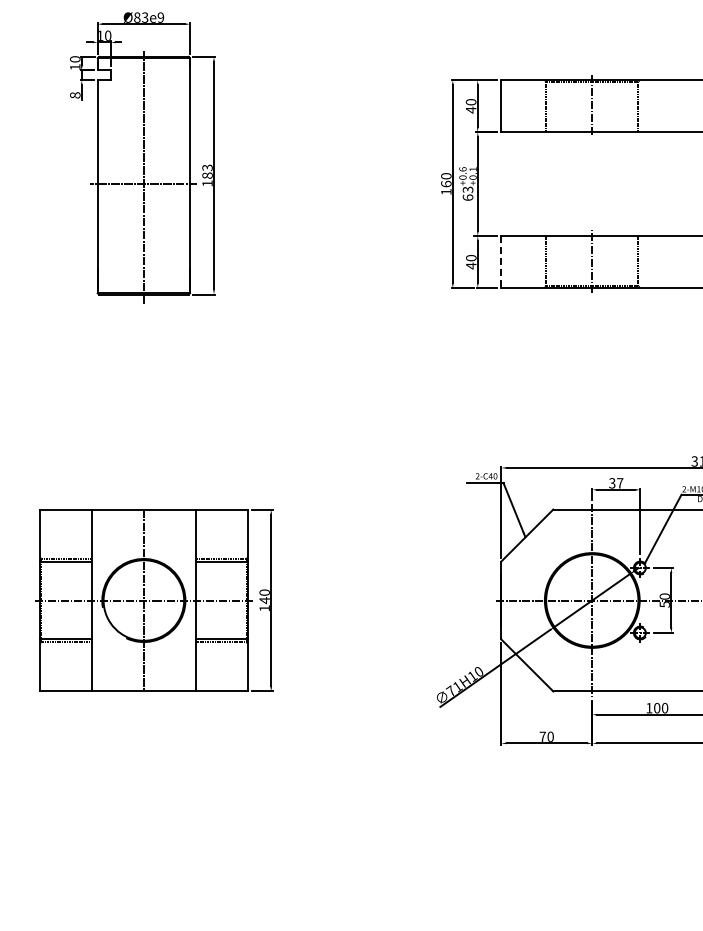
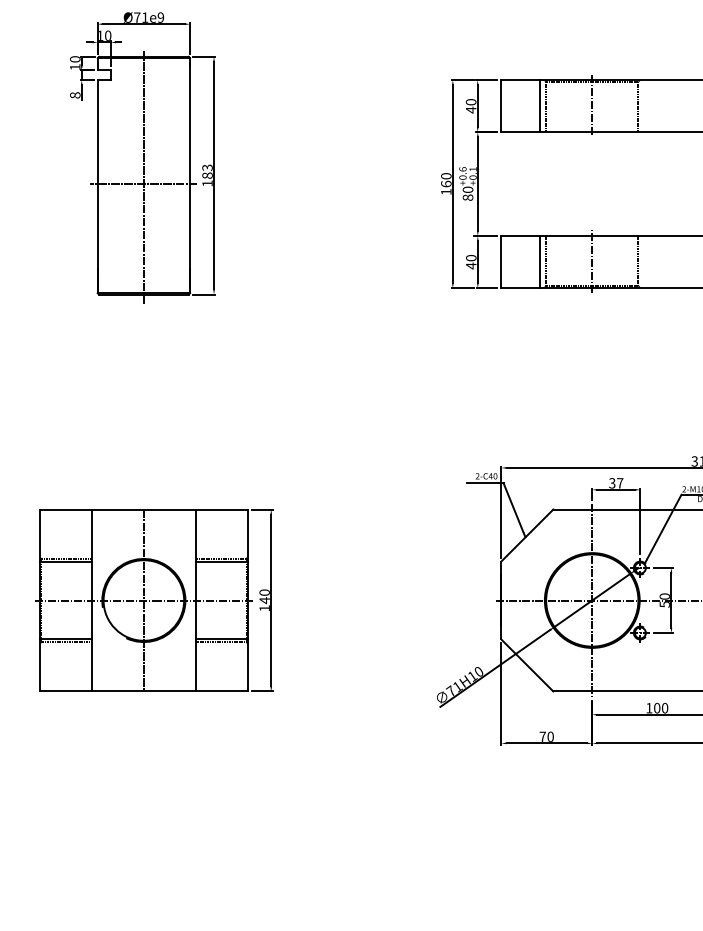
text: Ø83e9 -> Ø71e9 (141, 17)
line: none -> present (540, 106)
text: 63 -> 80 (467, 193)
line: none -> present (540, 261)
line: dashed -> solid (501, 262)
